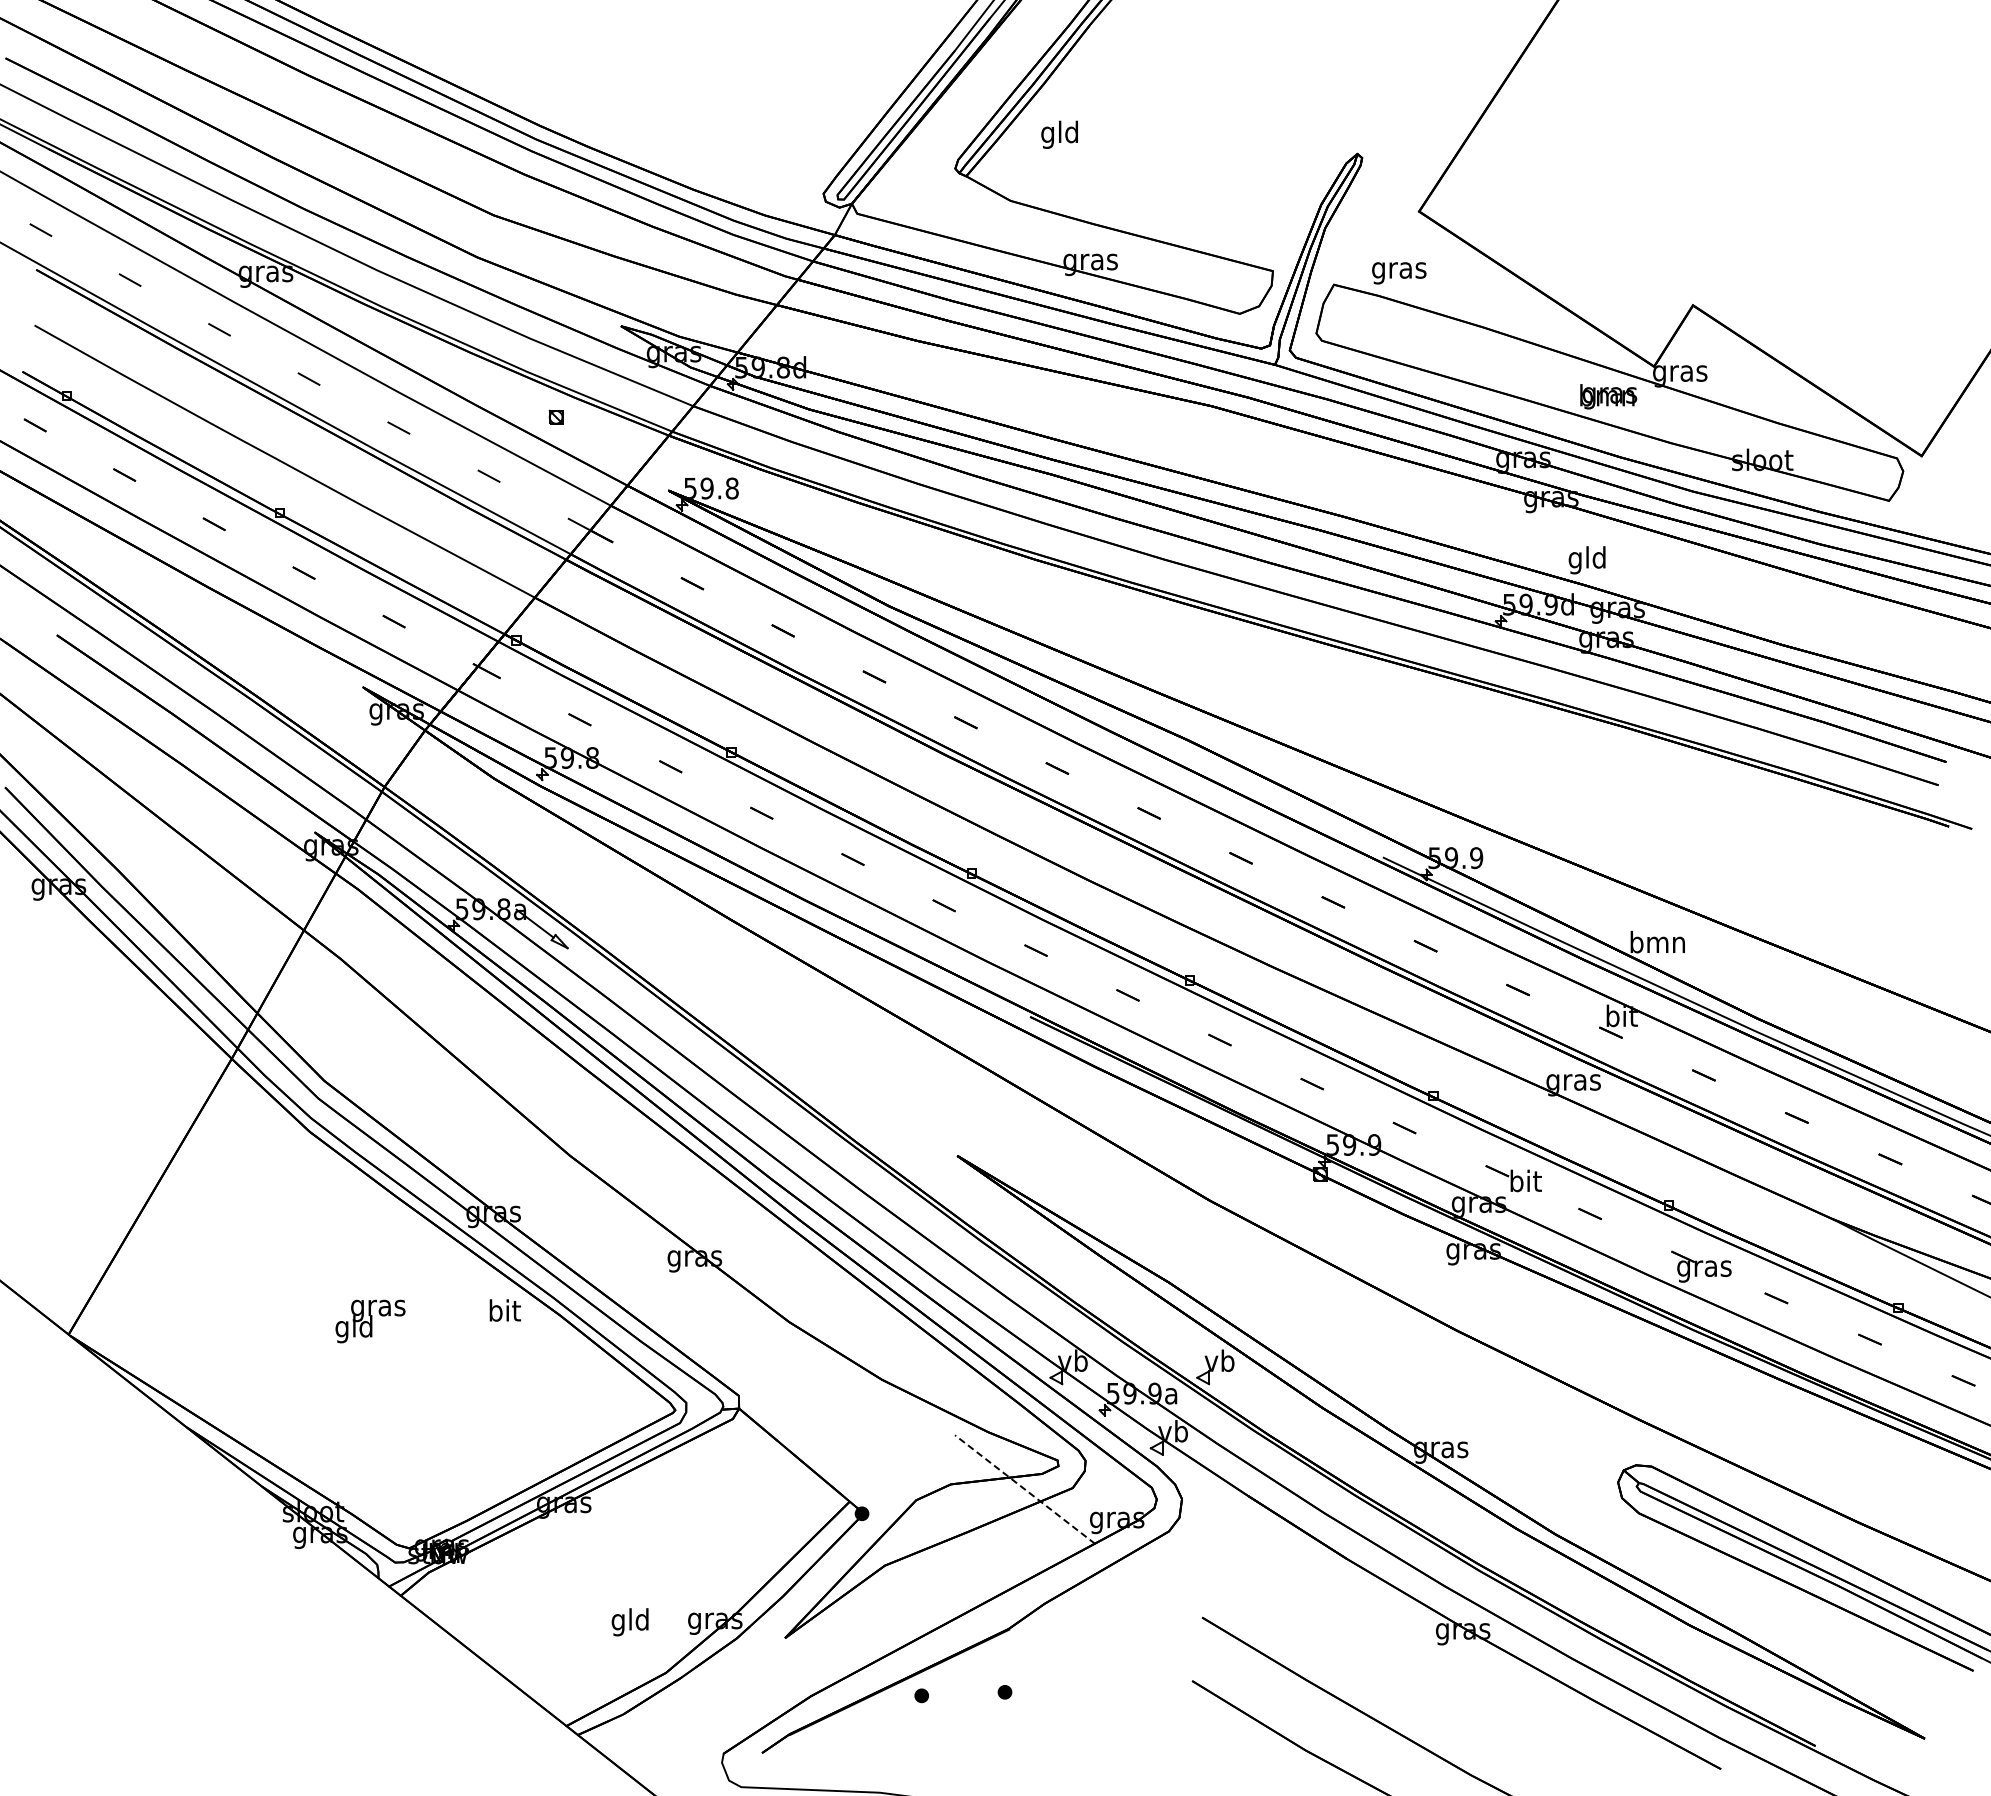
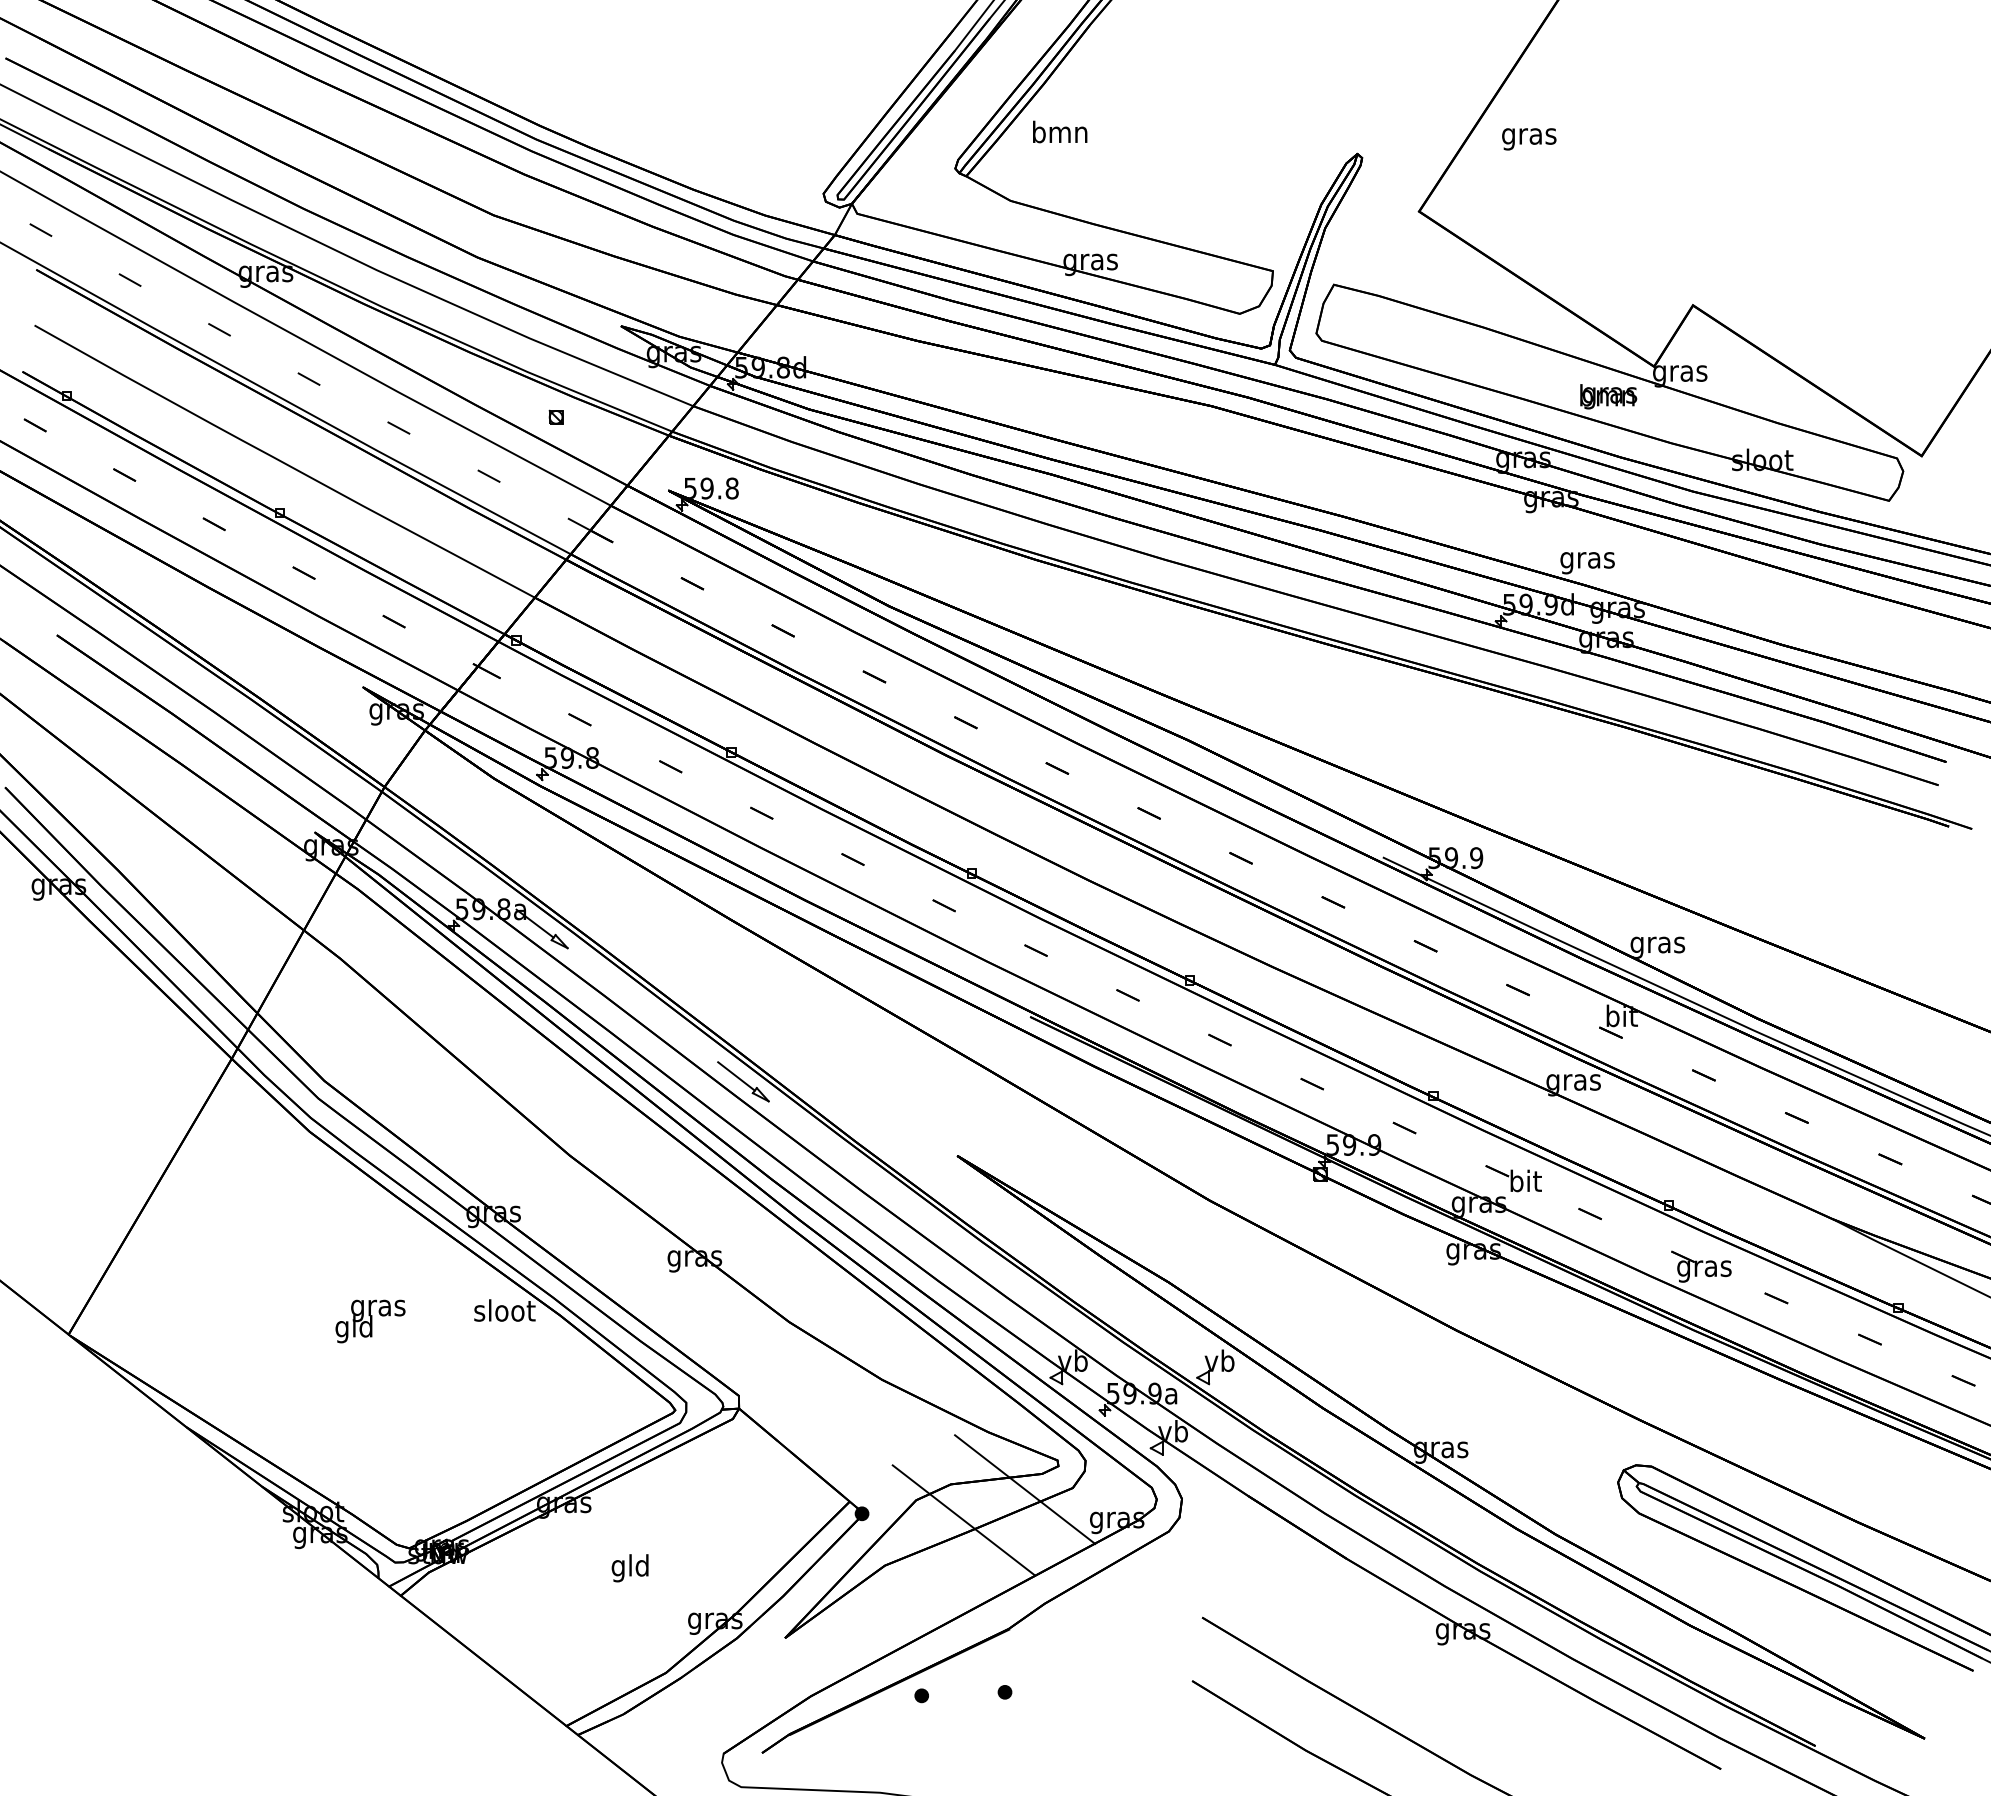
text: gld -> bmn (1060, 134)
text position: (1399, 273) -> (1529, 139) (1529, 139)
text: gld -> gras (1587, 560)
text: bmn -> gras (1657, 944)
part: none -> present (743, 1081)
text: bit -> sloot (504, 1310)
line: dashed -> solid (1025, 1489)
line: none -> present (963, 1520)
text position: (629, 1622) -> (629, 1568) (629, 1568)
